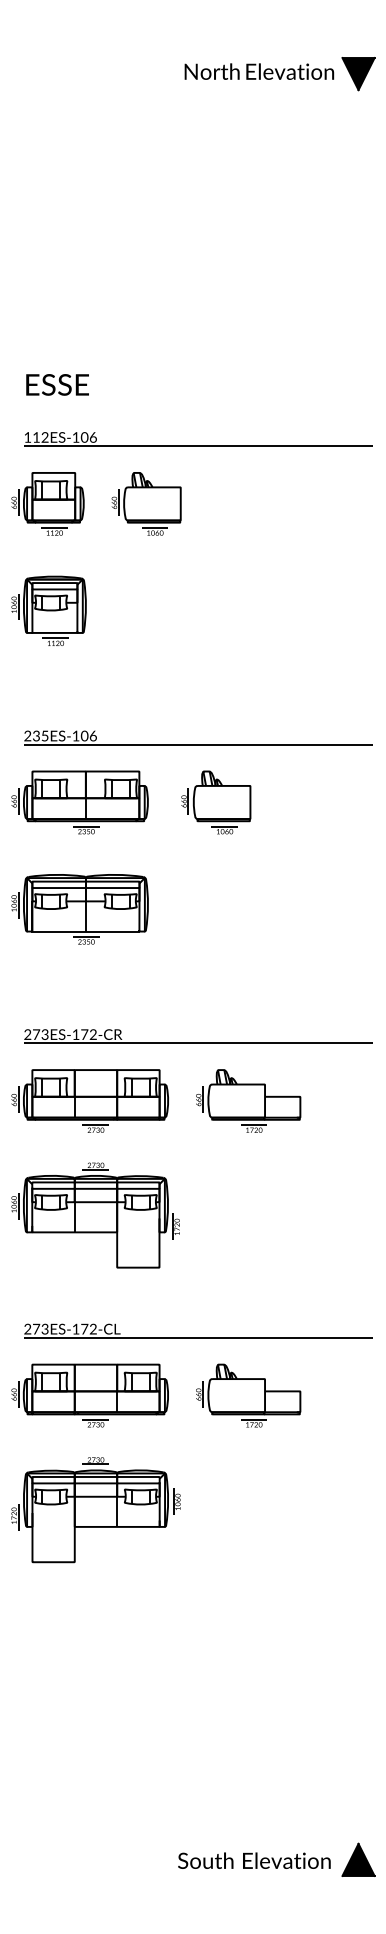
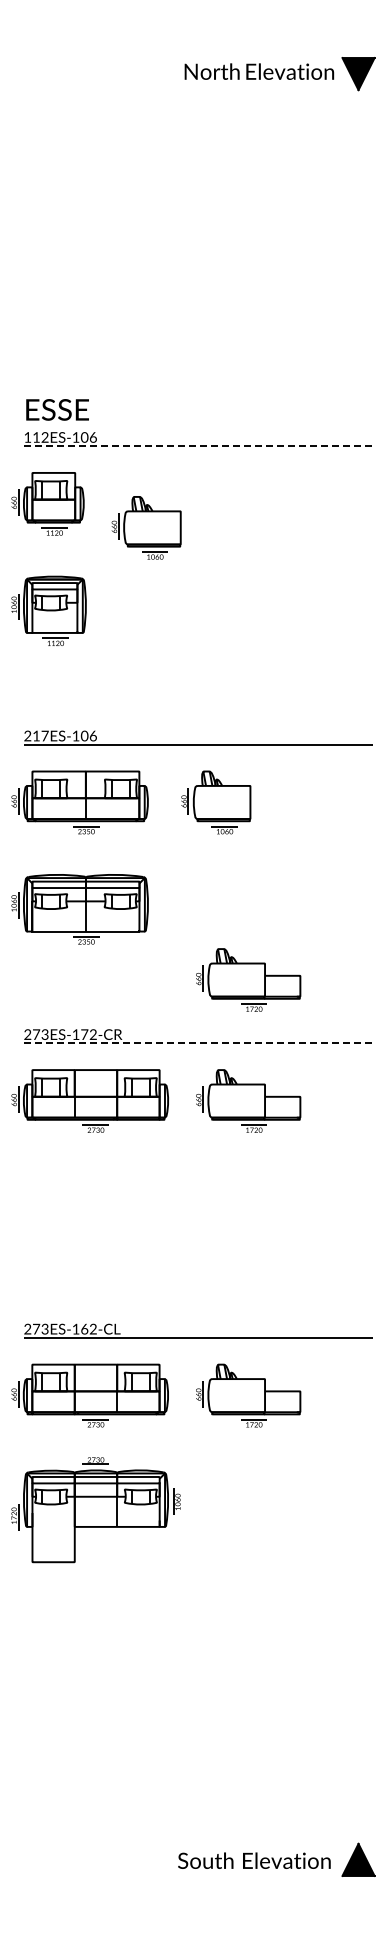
text position: (57, 384) -> (57, 409) (57, 409)
line: solid -> dashed (198, 446)
part position: (146, 503) -> (146, 527) (146, 527)
text: 235ES-106 -> 217ES-106 (40, 735)
part: none -> present (248, 979)
line: solid -> dashed (198, 1043)
part: present -> none (95, 1215)
text: 273ES-172-CL -> 273ES-162-CL (84, 1328)
